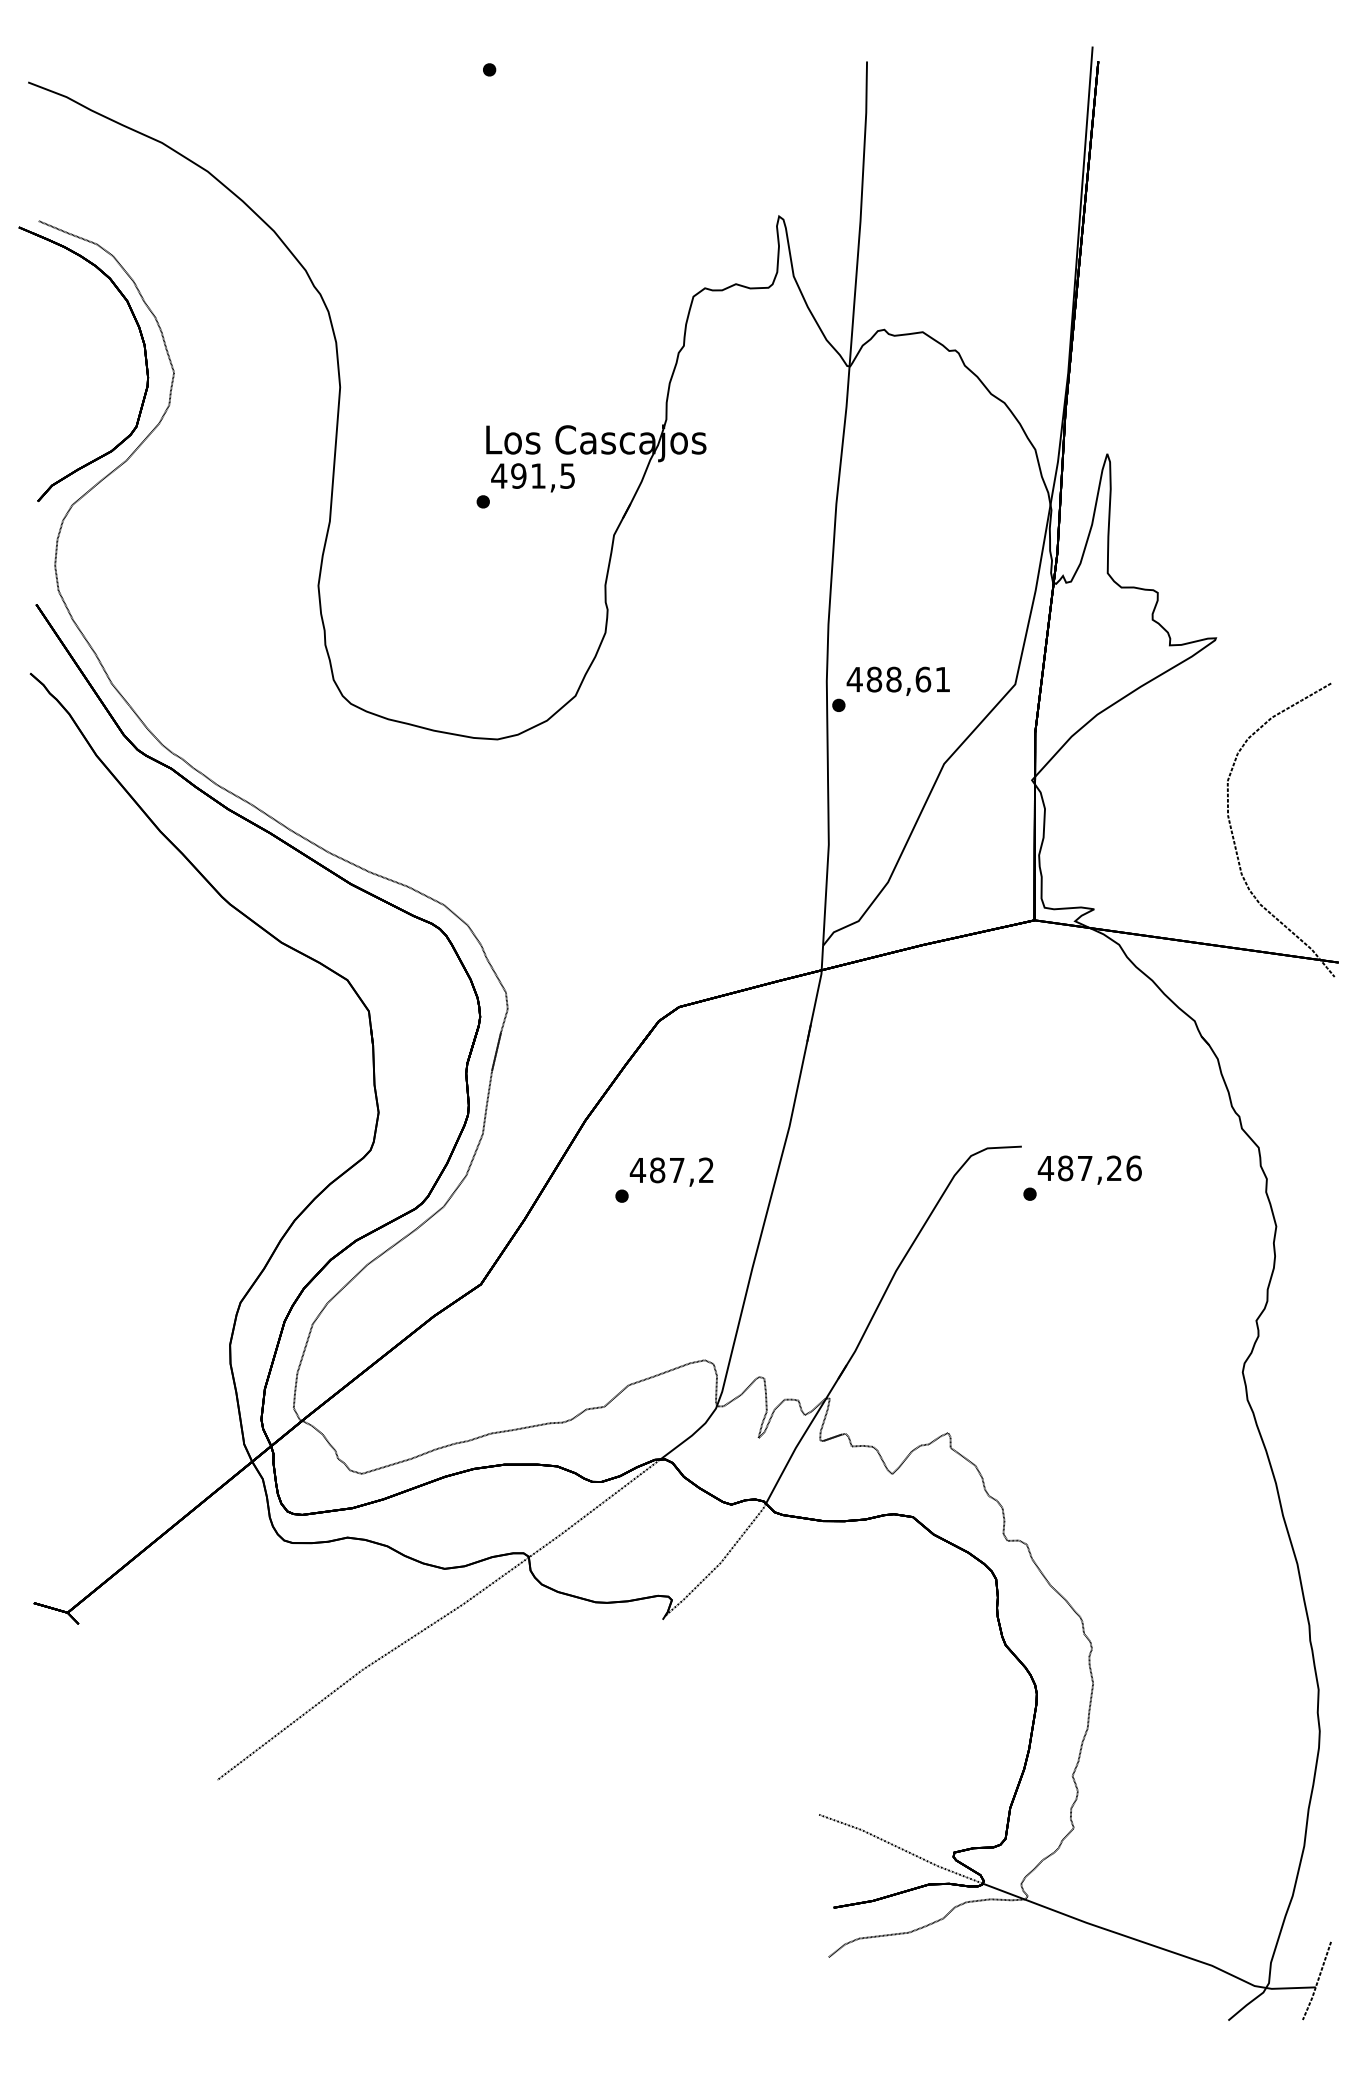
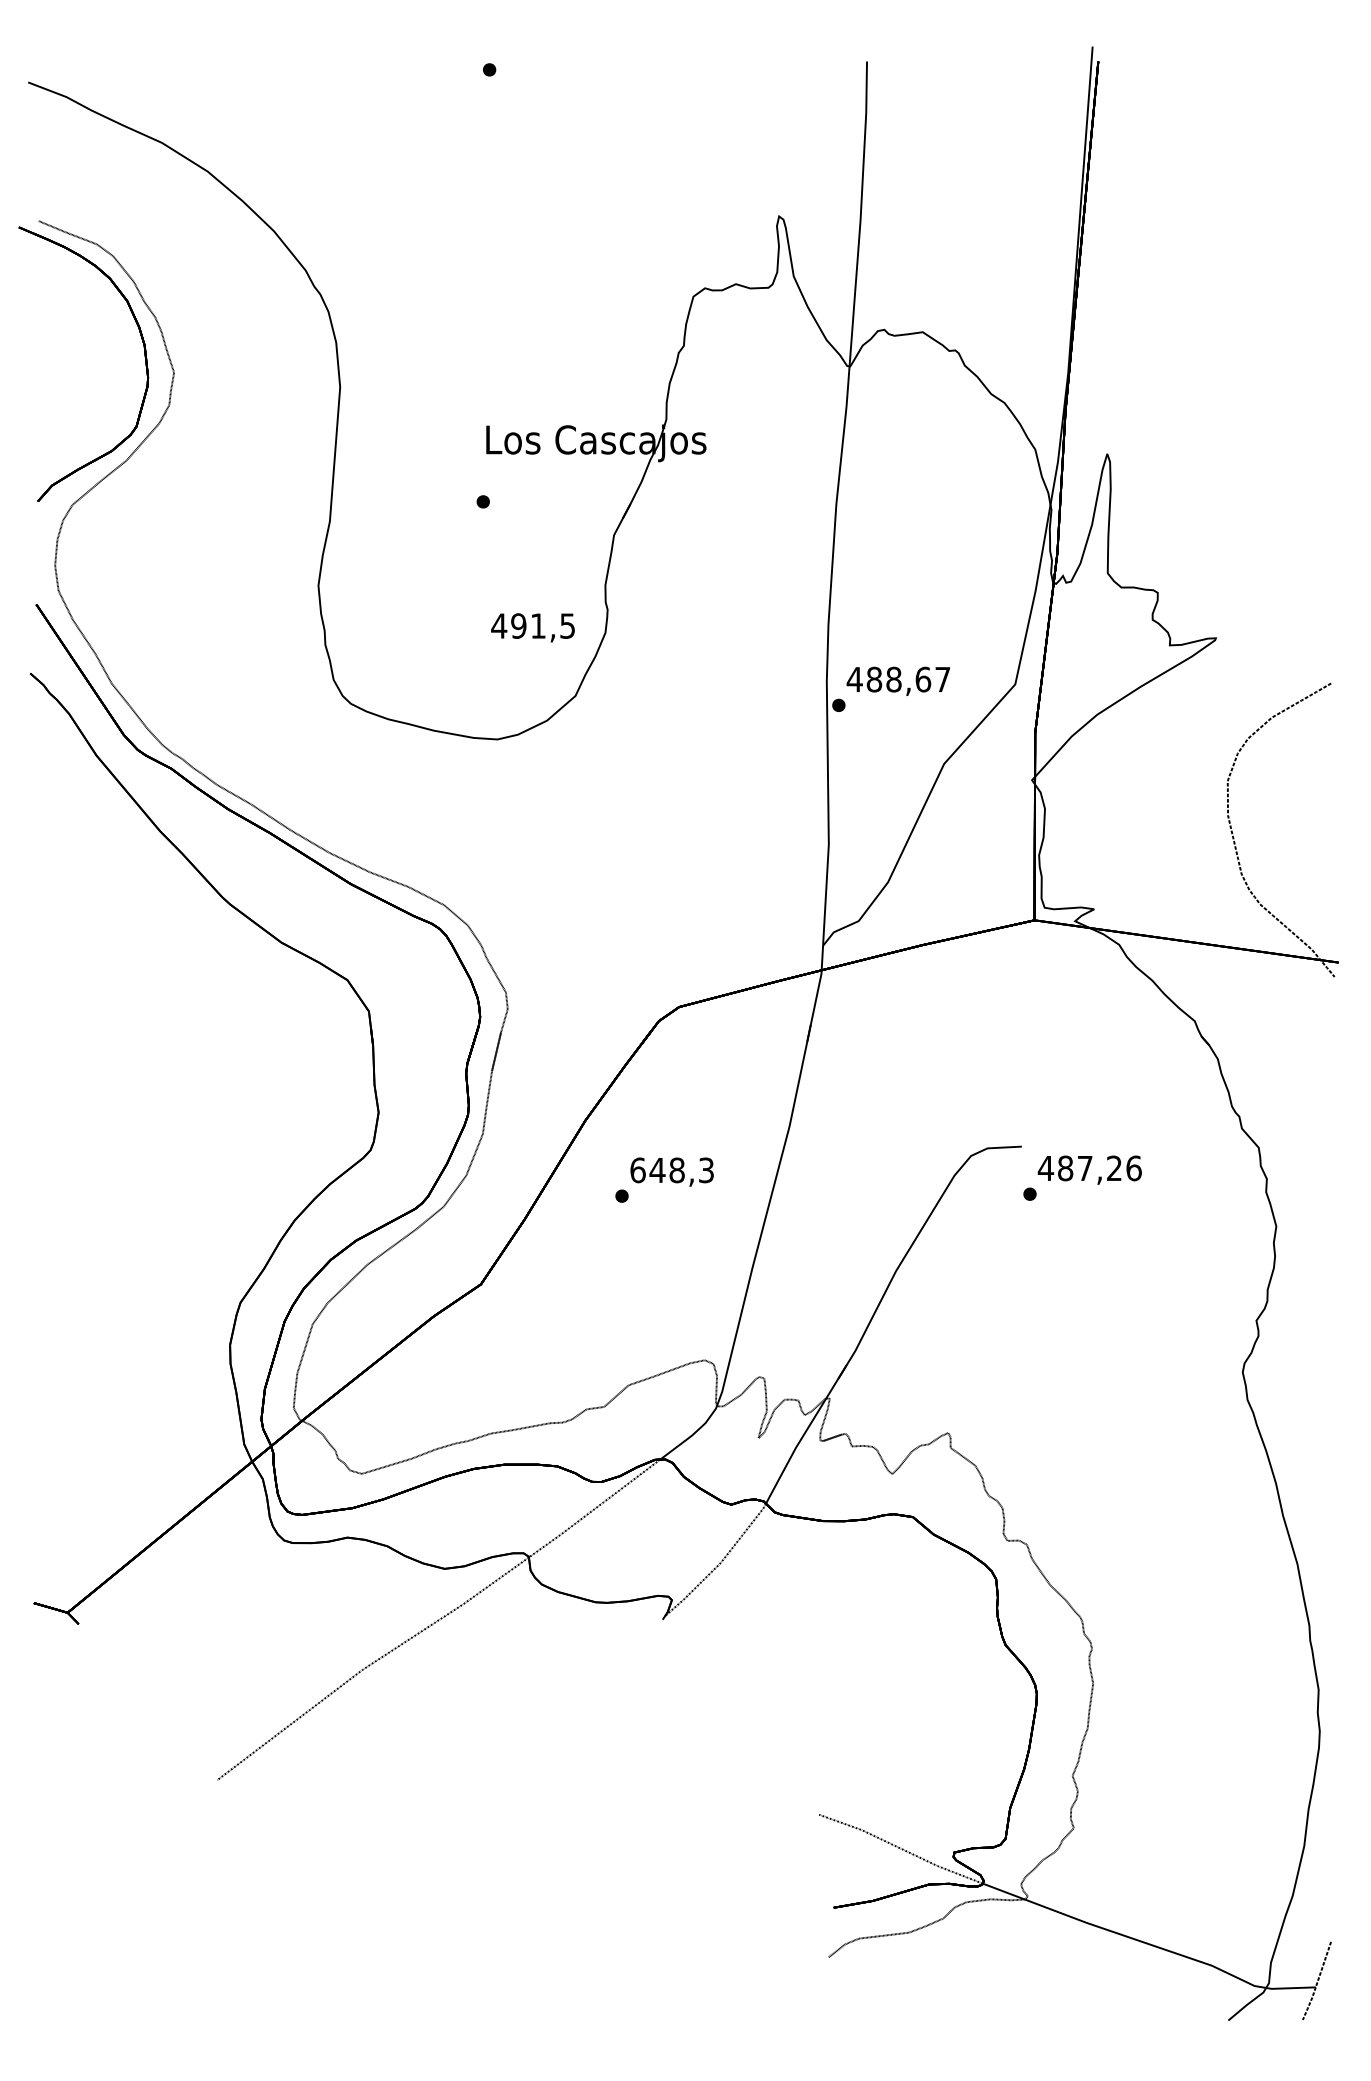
text position: (532, 477) -> (532, 627) (532, 627)
text: 488,61 -> 488,67 (942, 679)
text: 487,2 -> 648,3 (671, 1170)
